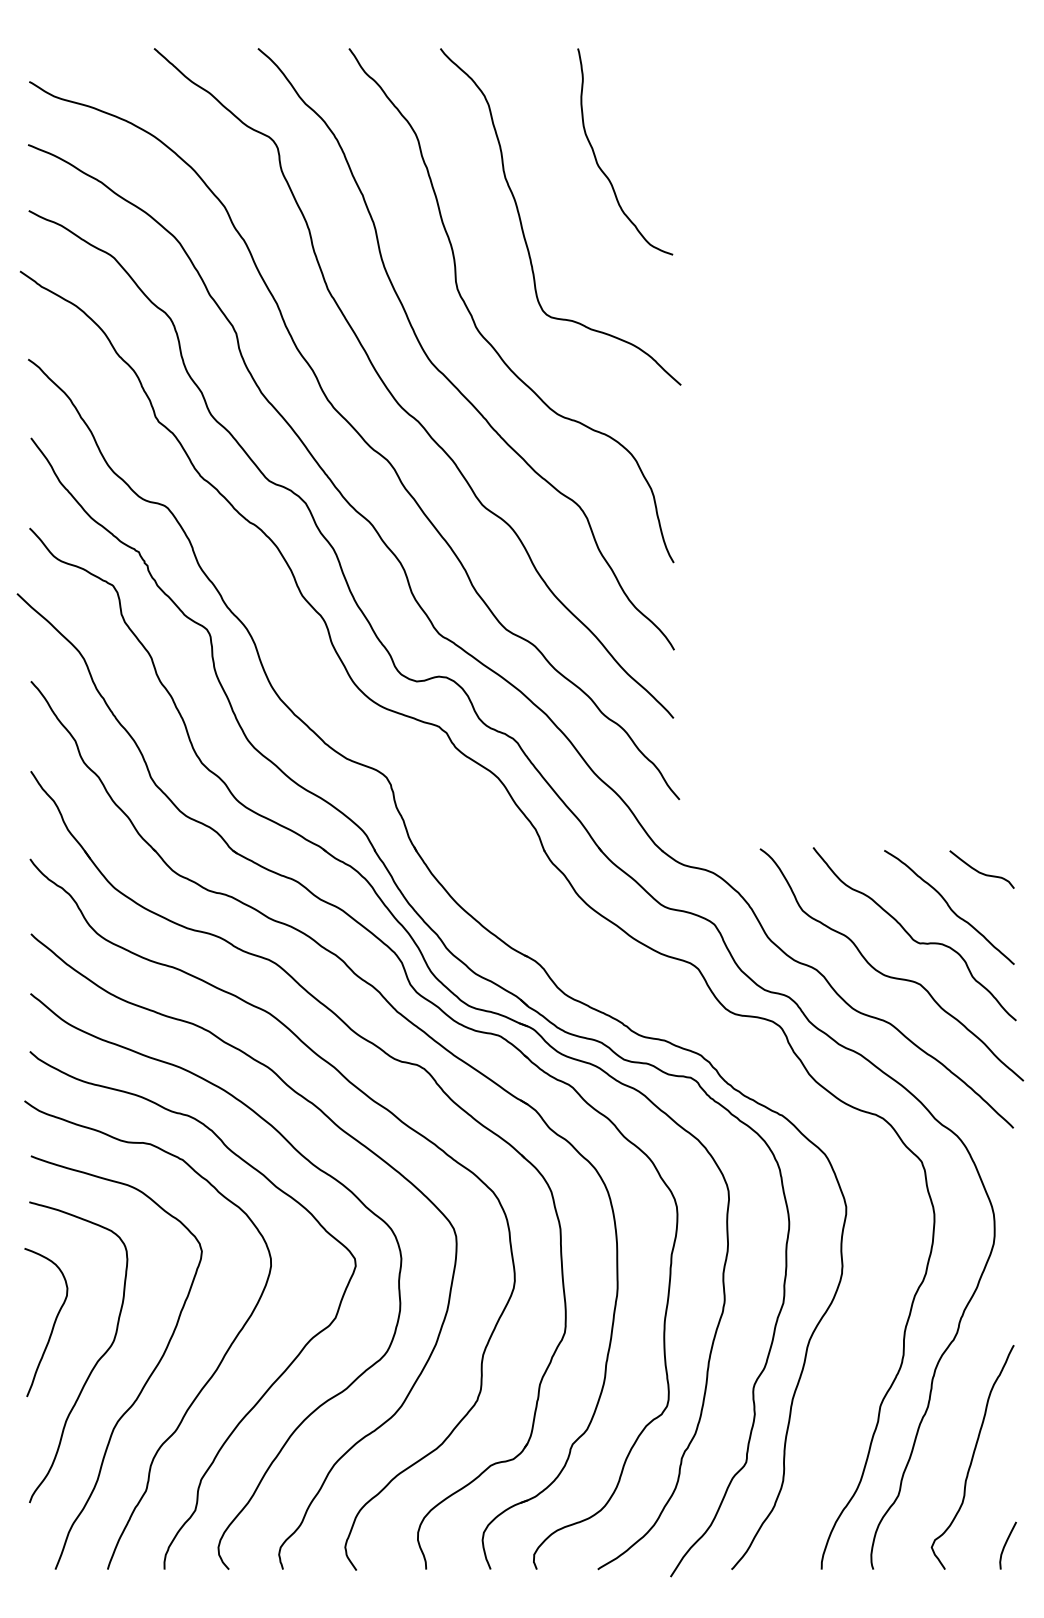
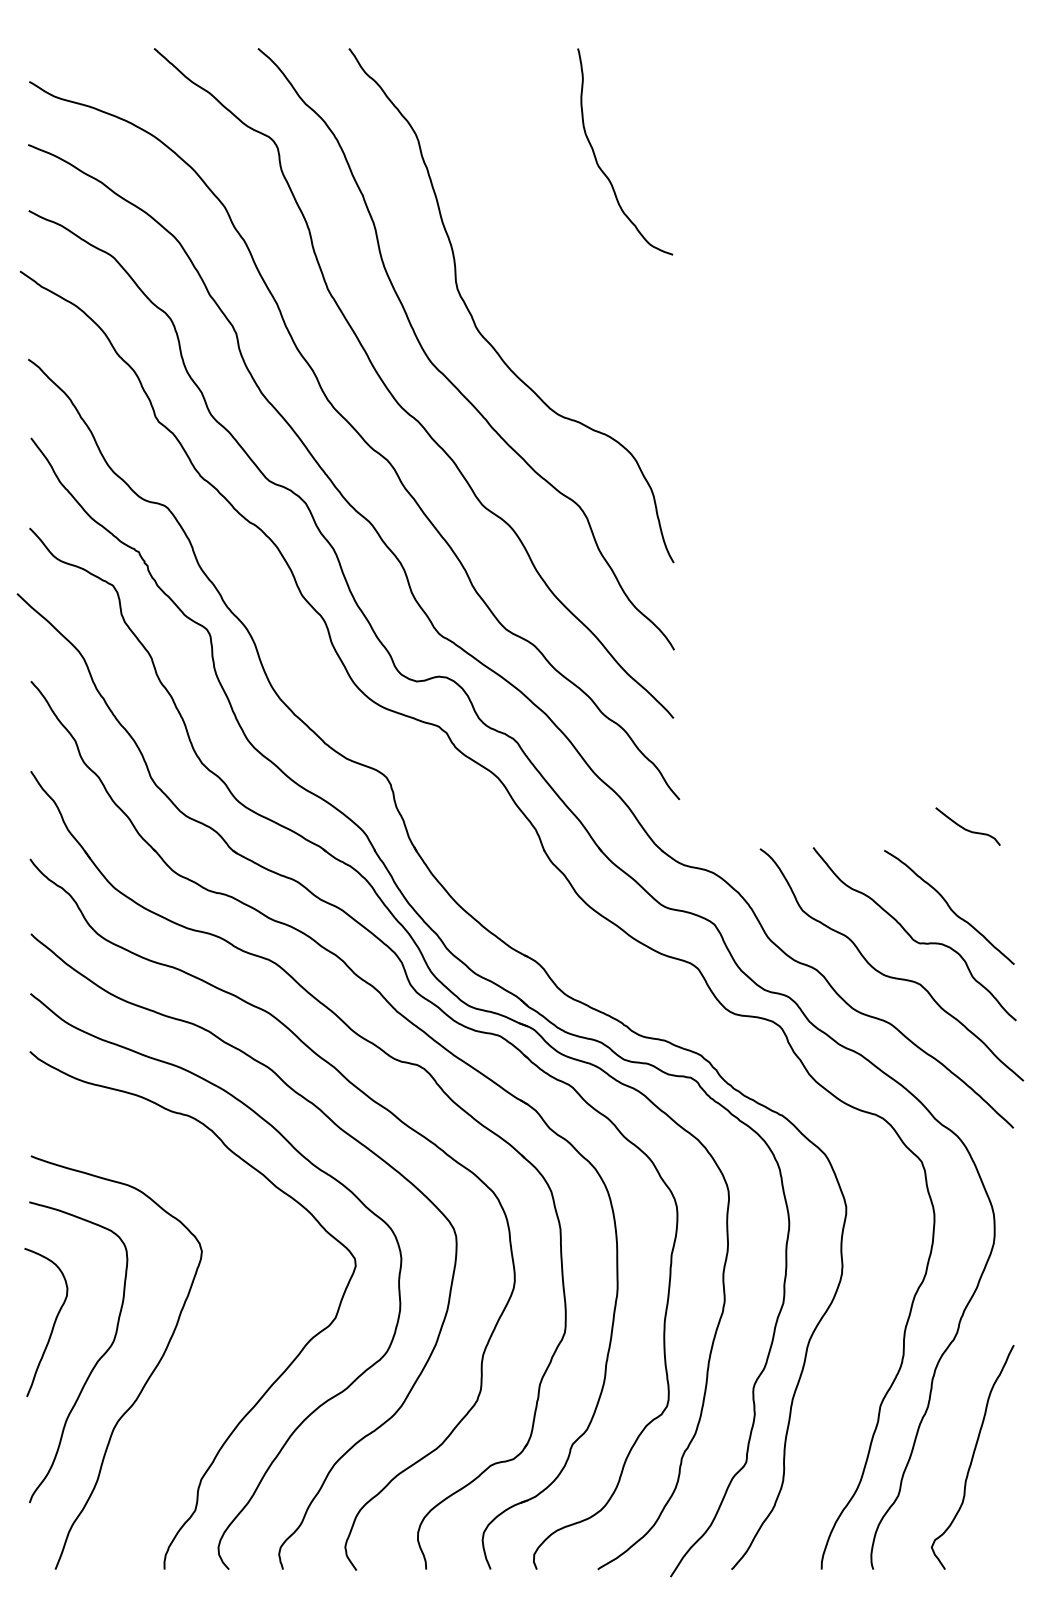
curve: present -> none (522, 224)
curve position: (979, 871) -> (965, 828) (965, 828)
curve: present -> none (206, 1381)
curve: present -> none (1006, 1544)
